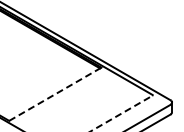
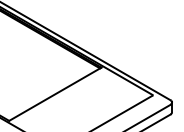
line: dashed -> solid (55, 94)
line: dashed -> solid (121, 113)
